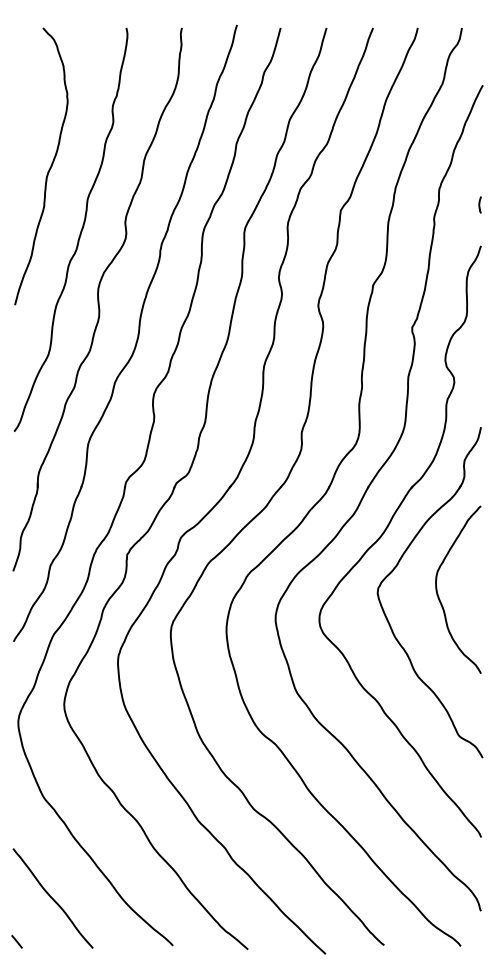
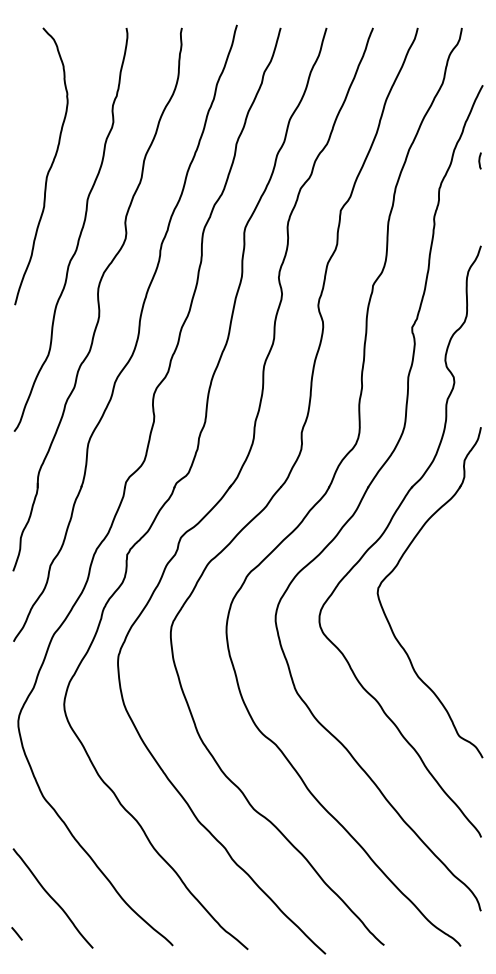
line position: (479, 204) -> (479, 160) (479, 160)
curve: present -> none (439, 596)
line position: (16, 941) -> (16, 933) (16, 933)
